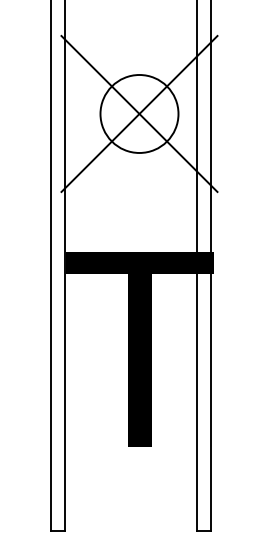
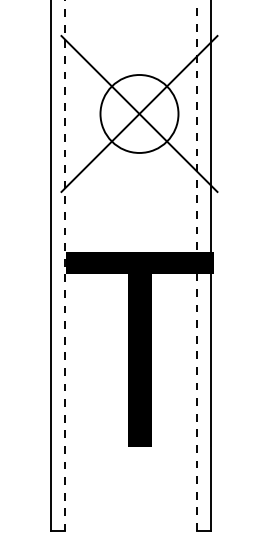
line: solid -> dashed (196, 264)
line: solid -> dashed (65, 265)
